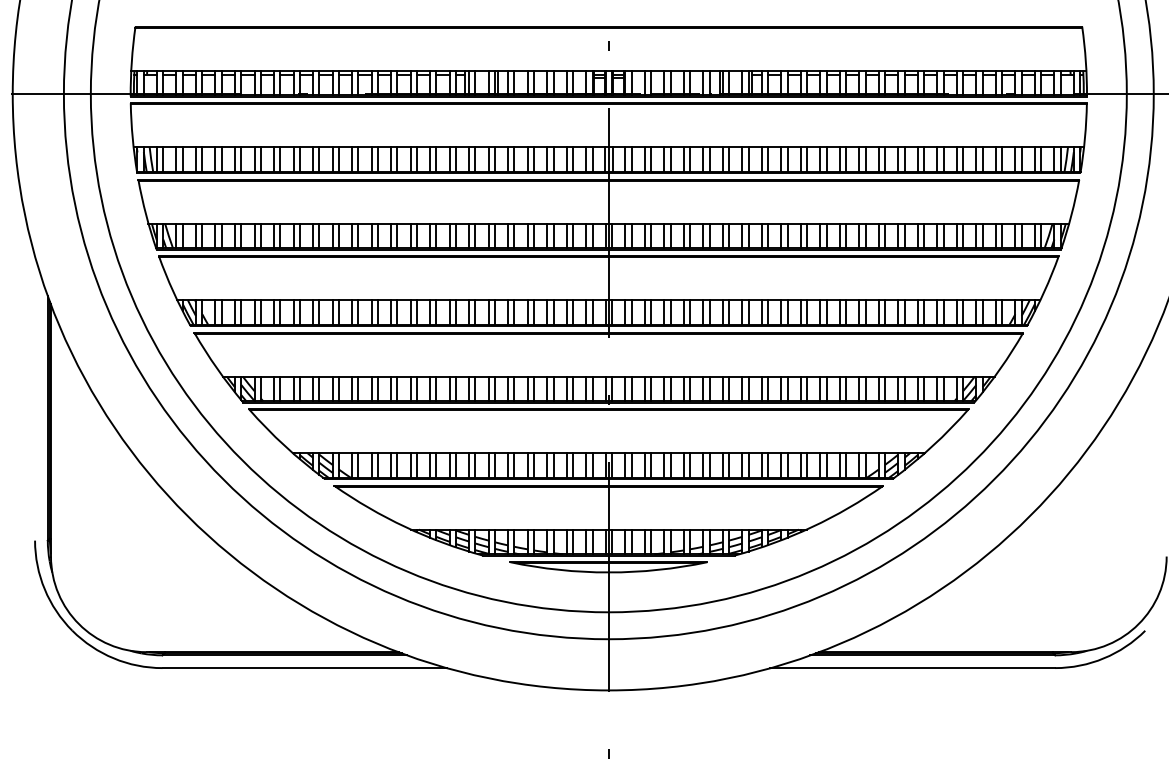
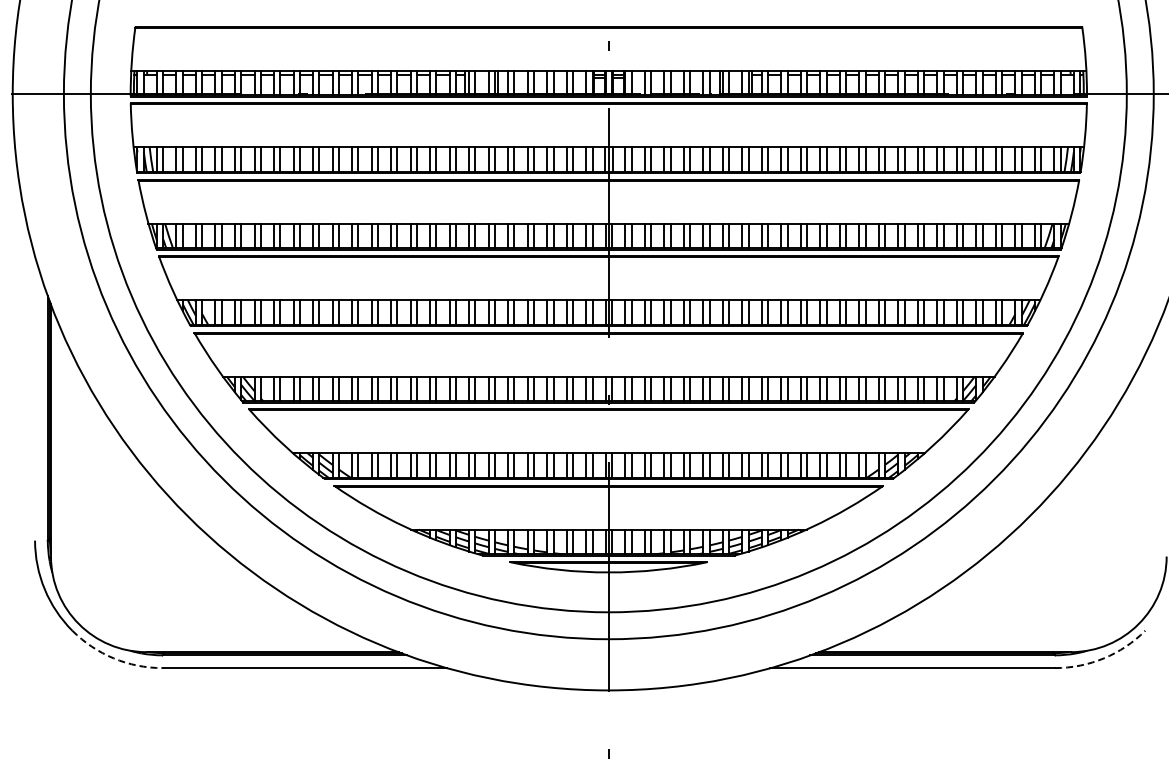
arc: solid -> dashed (113, 658)
arc: solid -> dashed (1103, 658)
